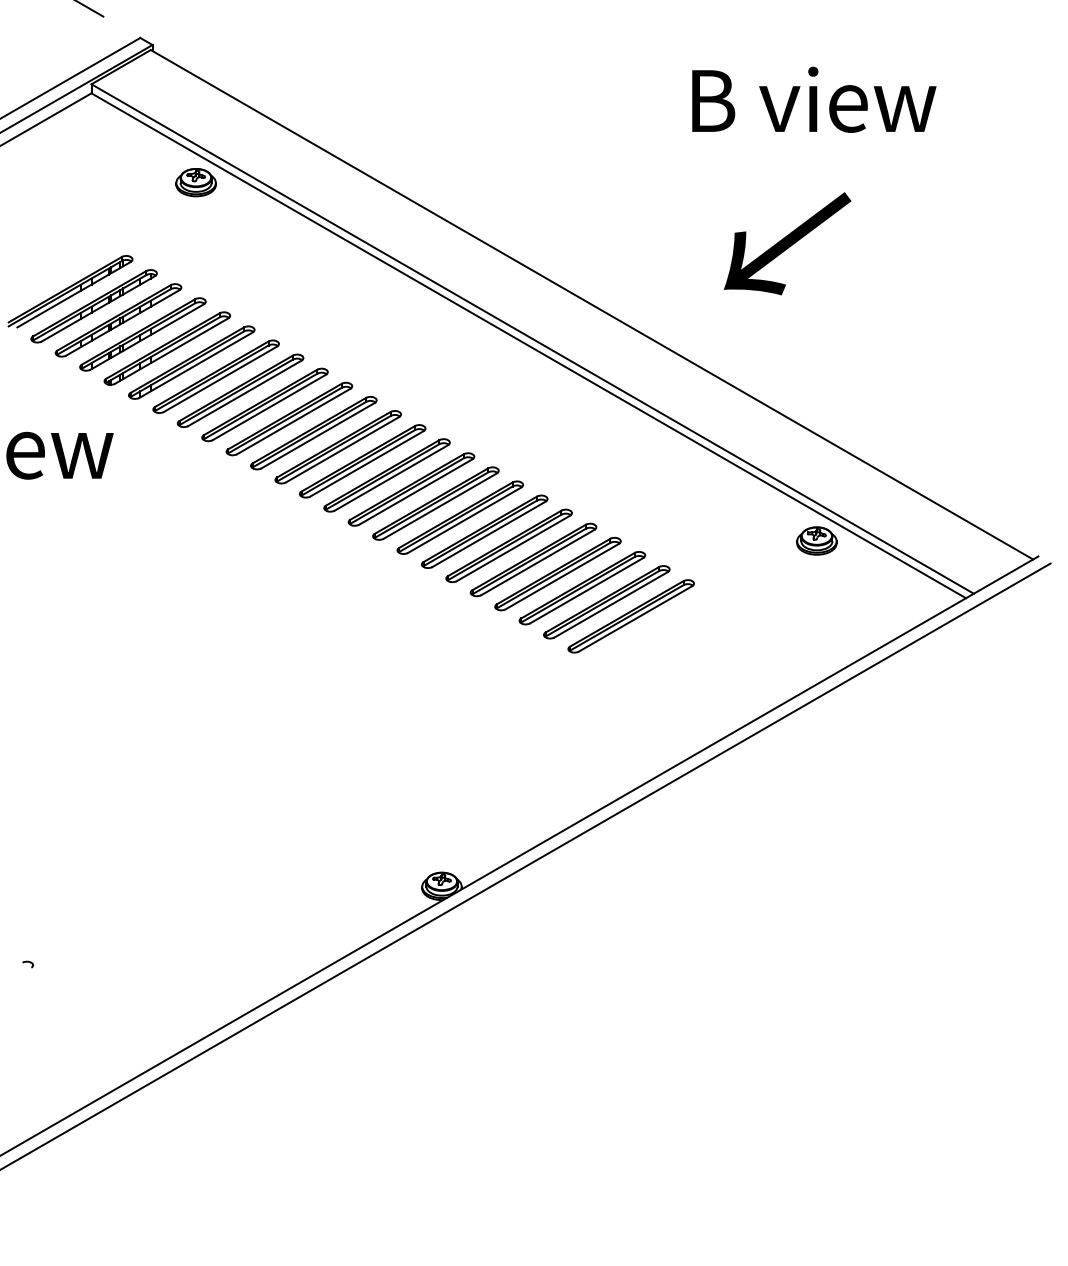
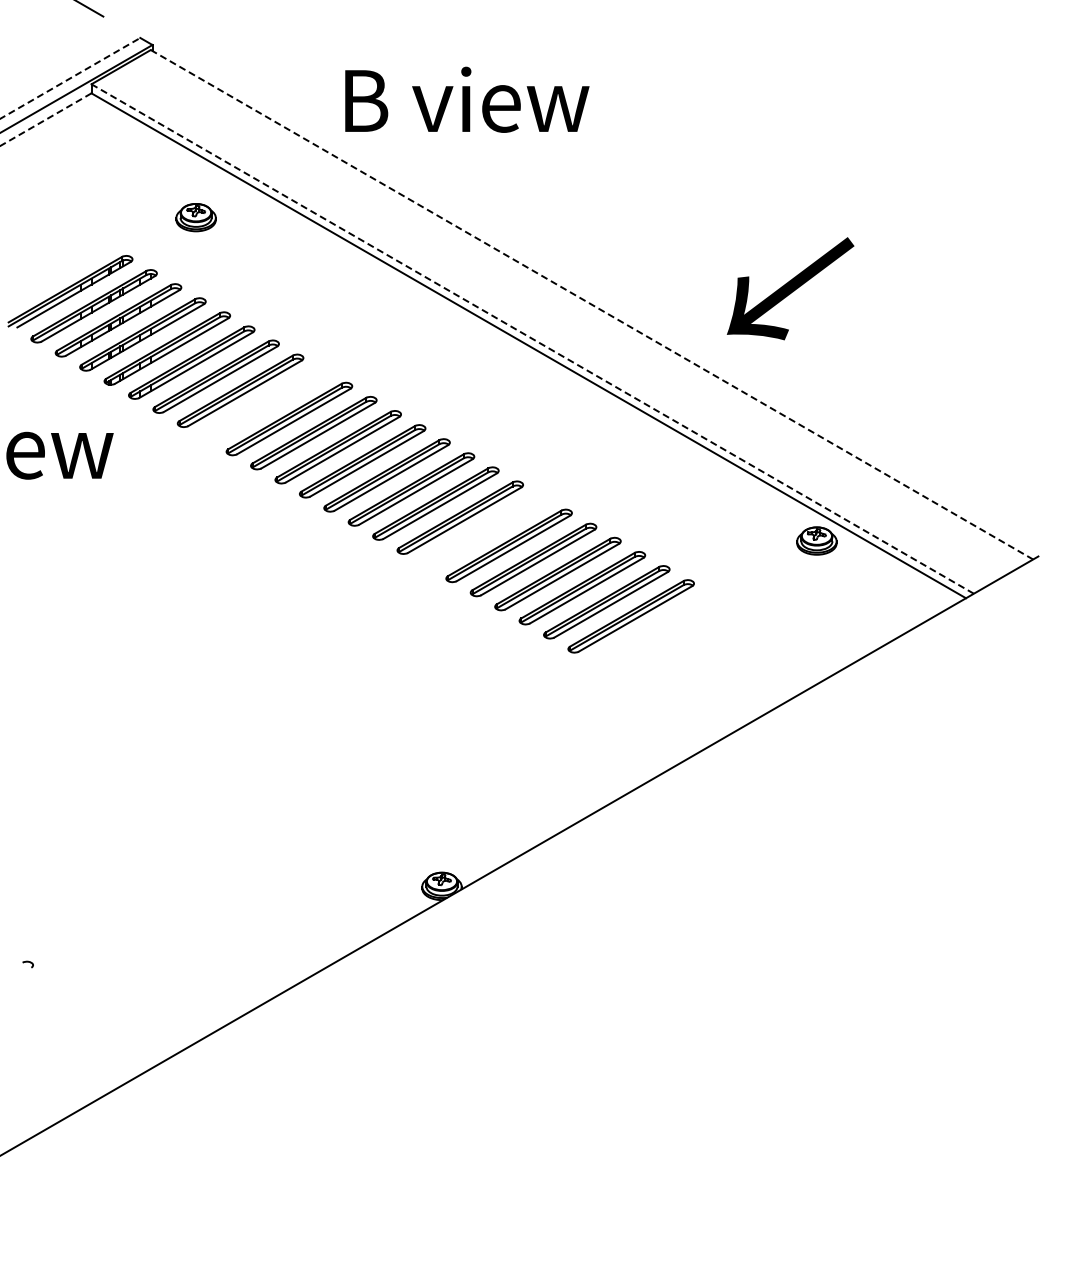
line: solid -> dashed (70, 78)
text position: (814, 99) -> (467, 99) (467, 99)
line: solid -> dashed (45, 119)
part position: (195, 182) -> (195, 217) (195, 217)
text position: (787, 243) -> (790, 288) (790, 288)
line: solid -> dashed (592, 305)
line: solid -> dashed (532, 338)
part: present -> none (264, 404)
part: present -> none (484, 531)
line: present -> none (526, 865)
